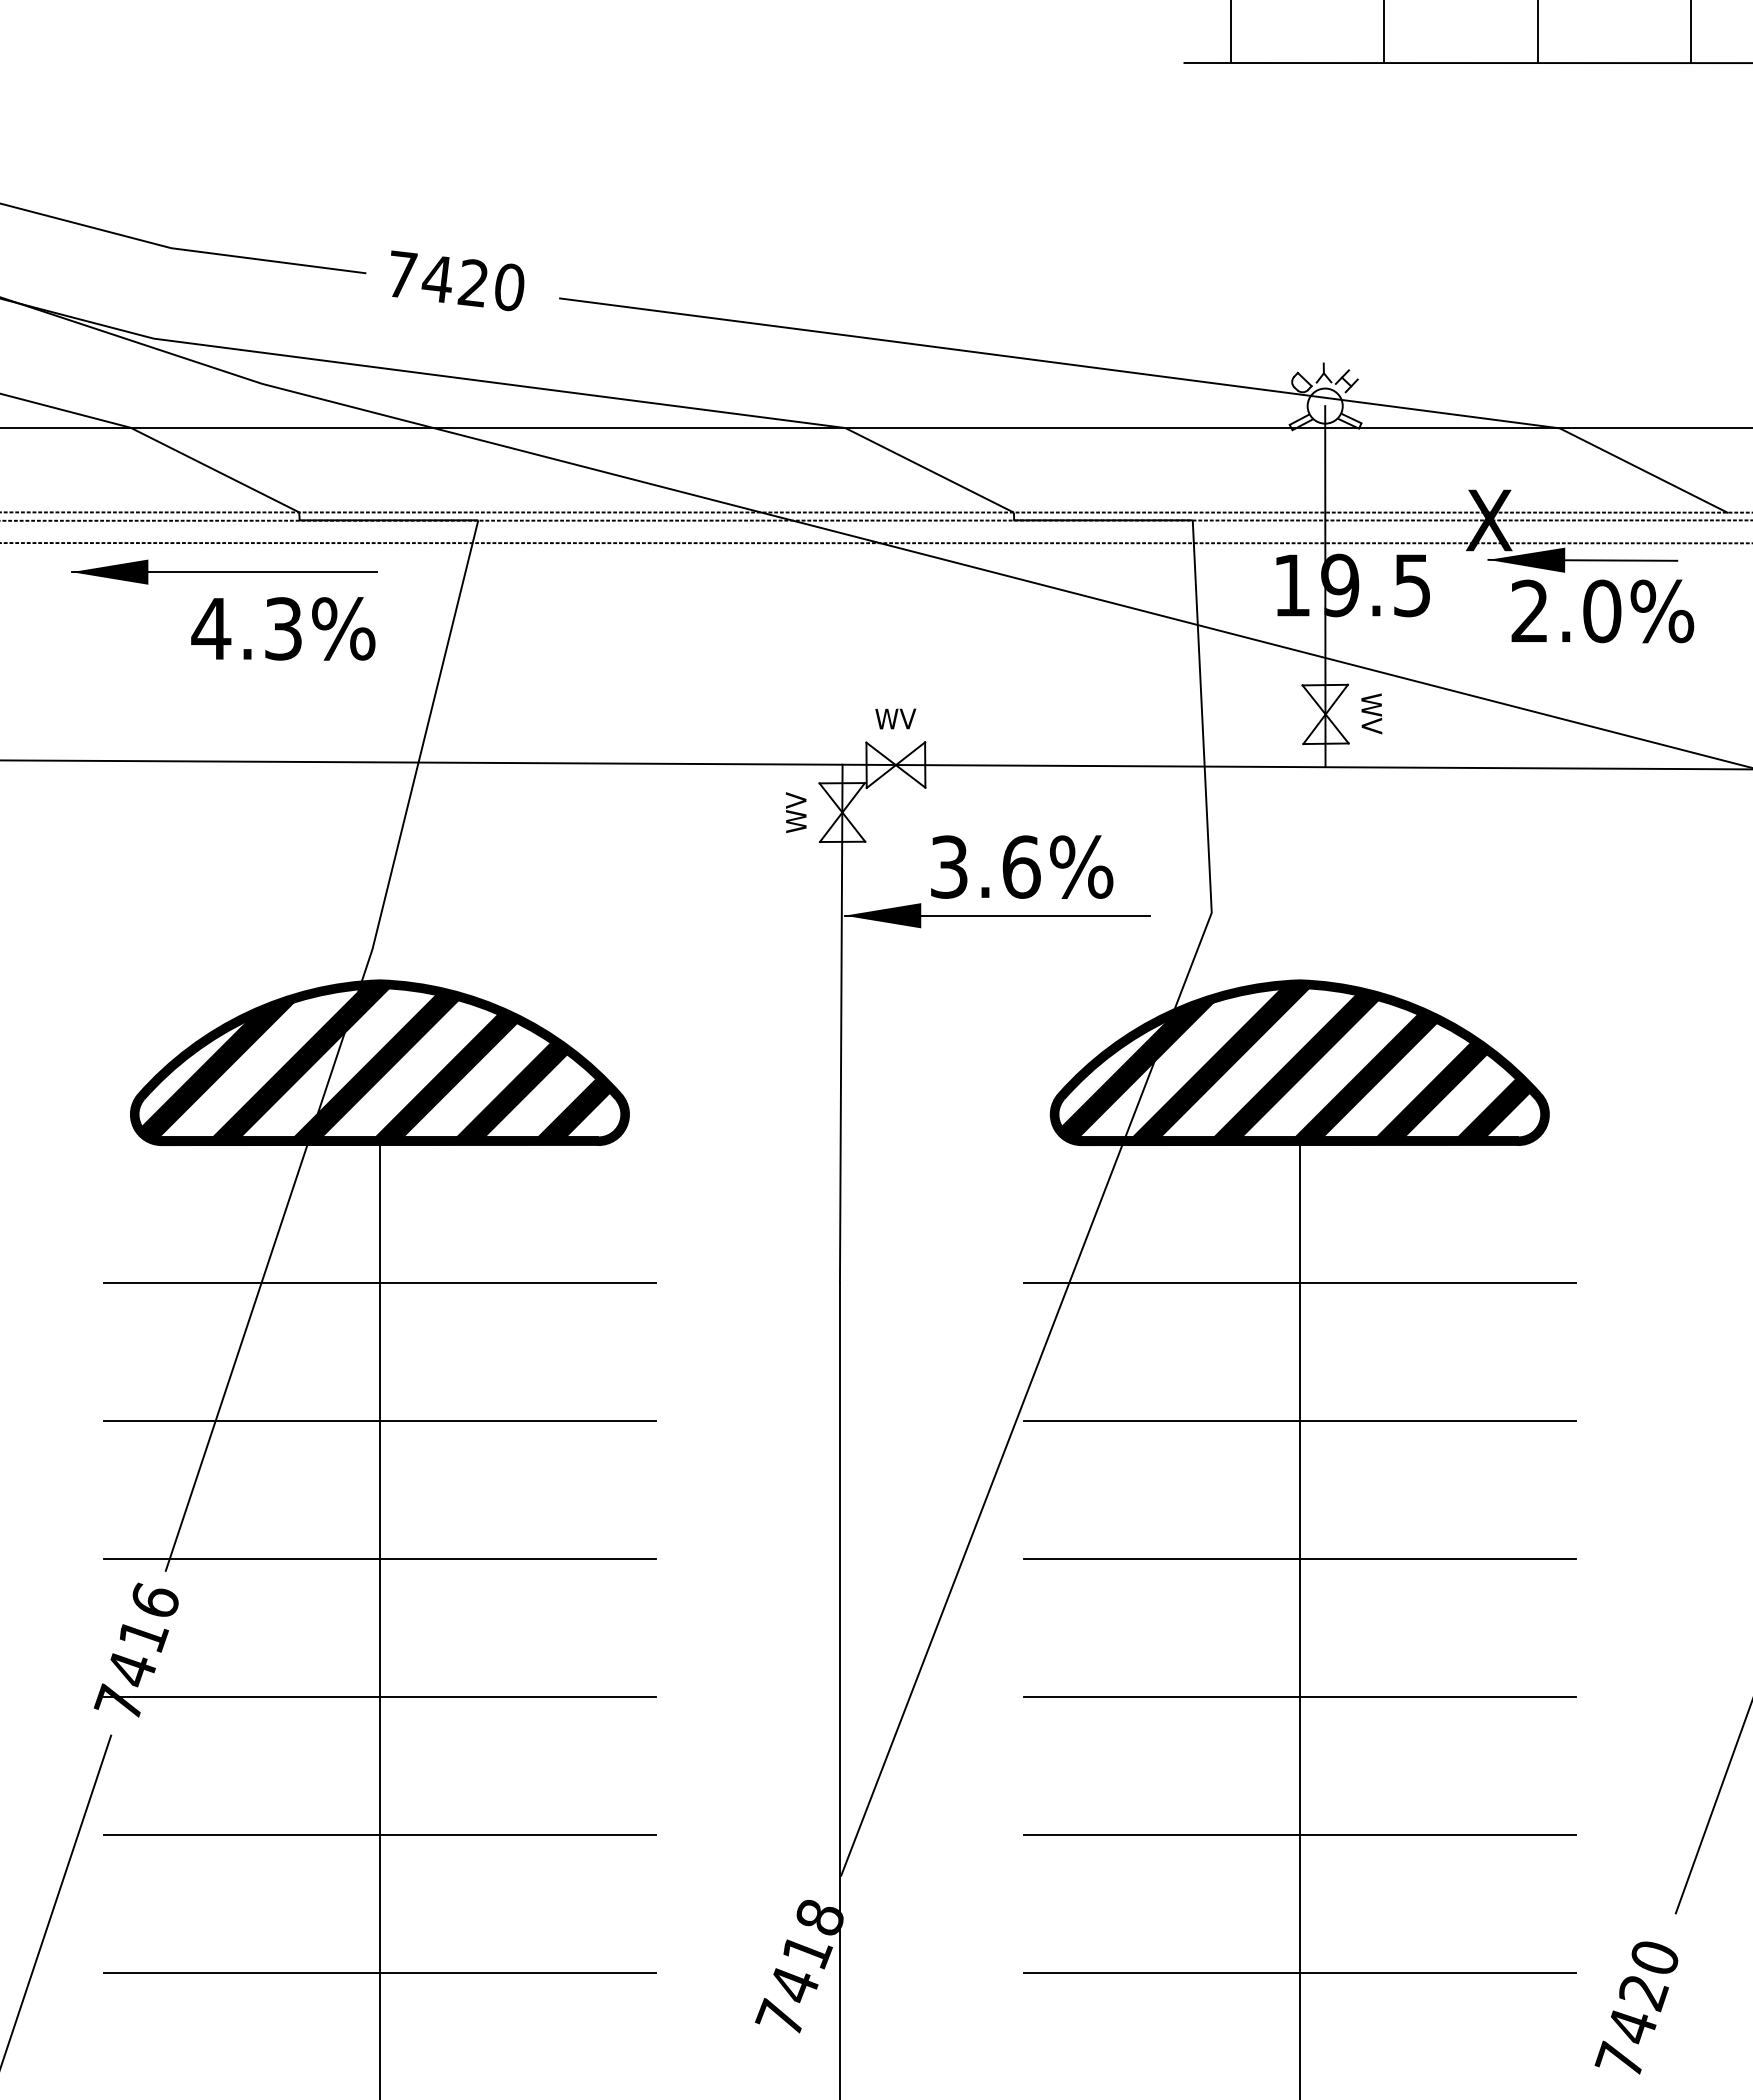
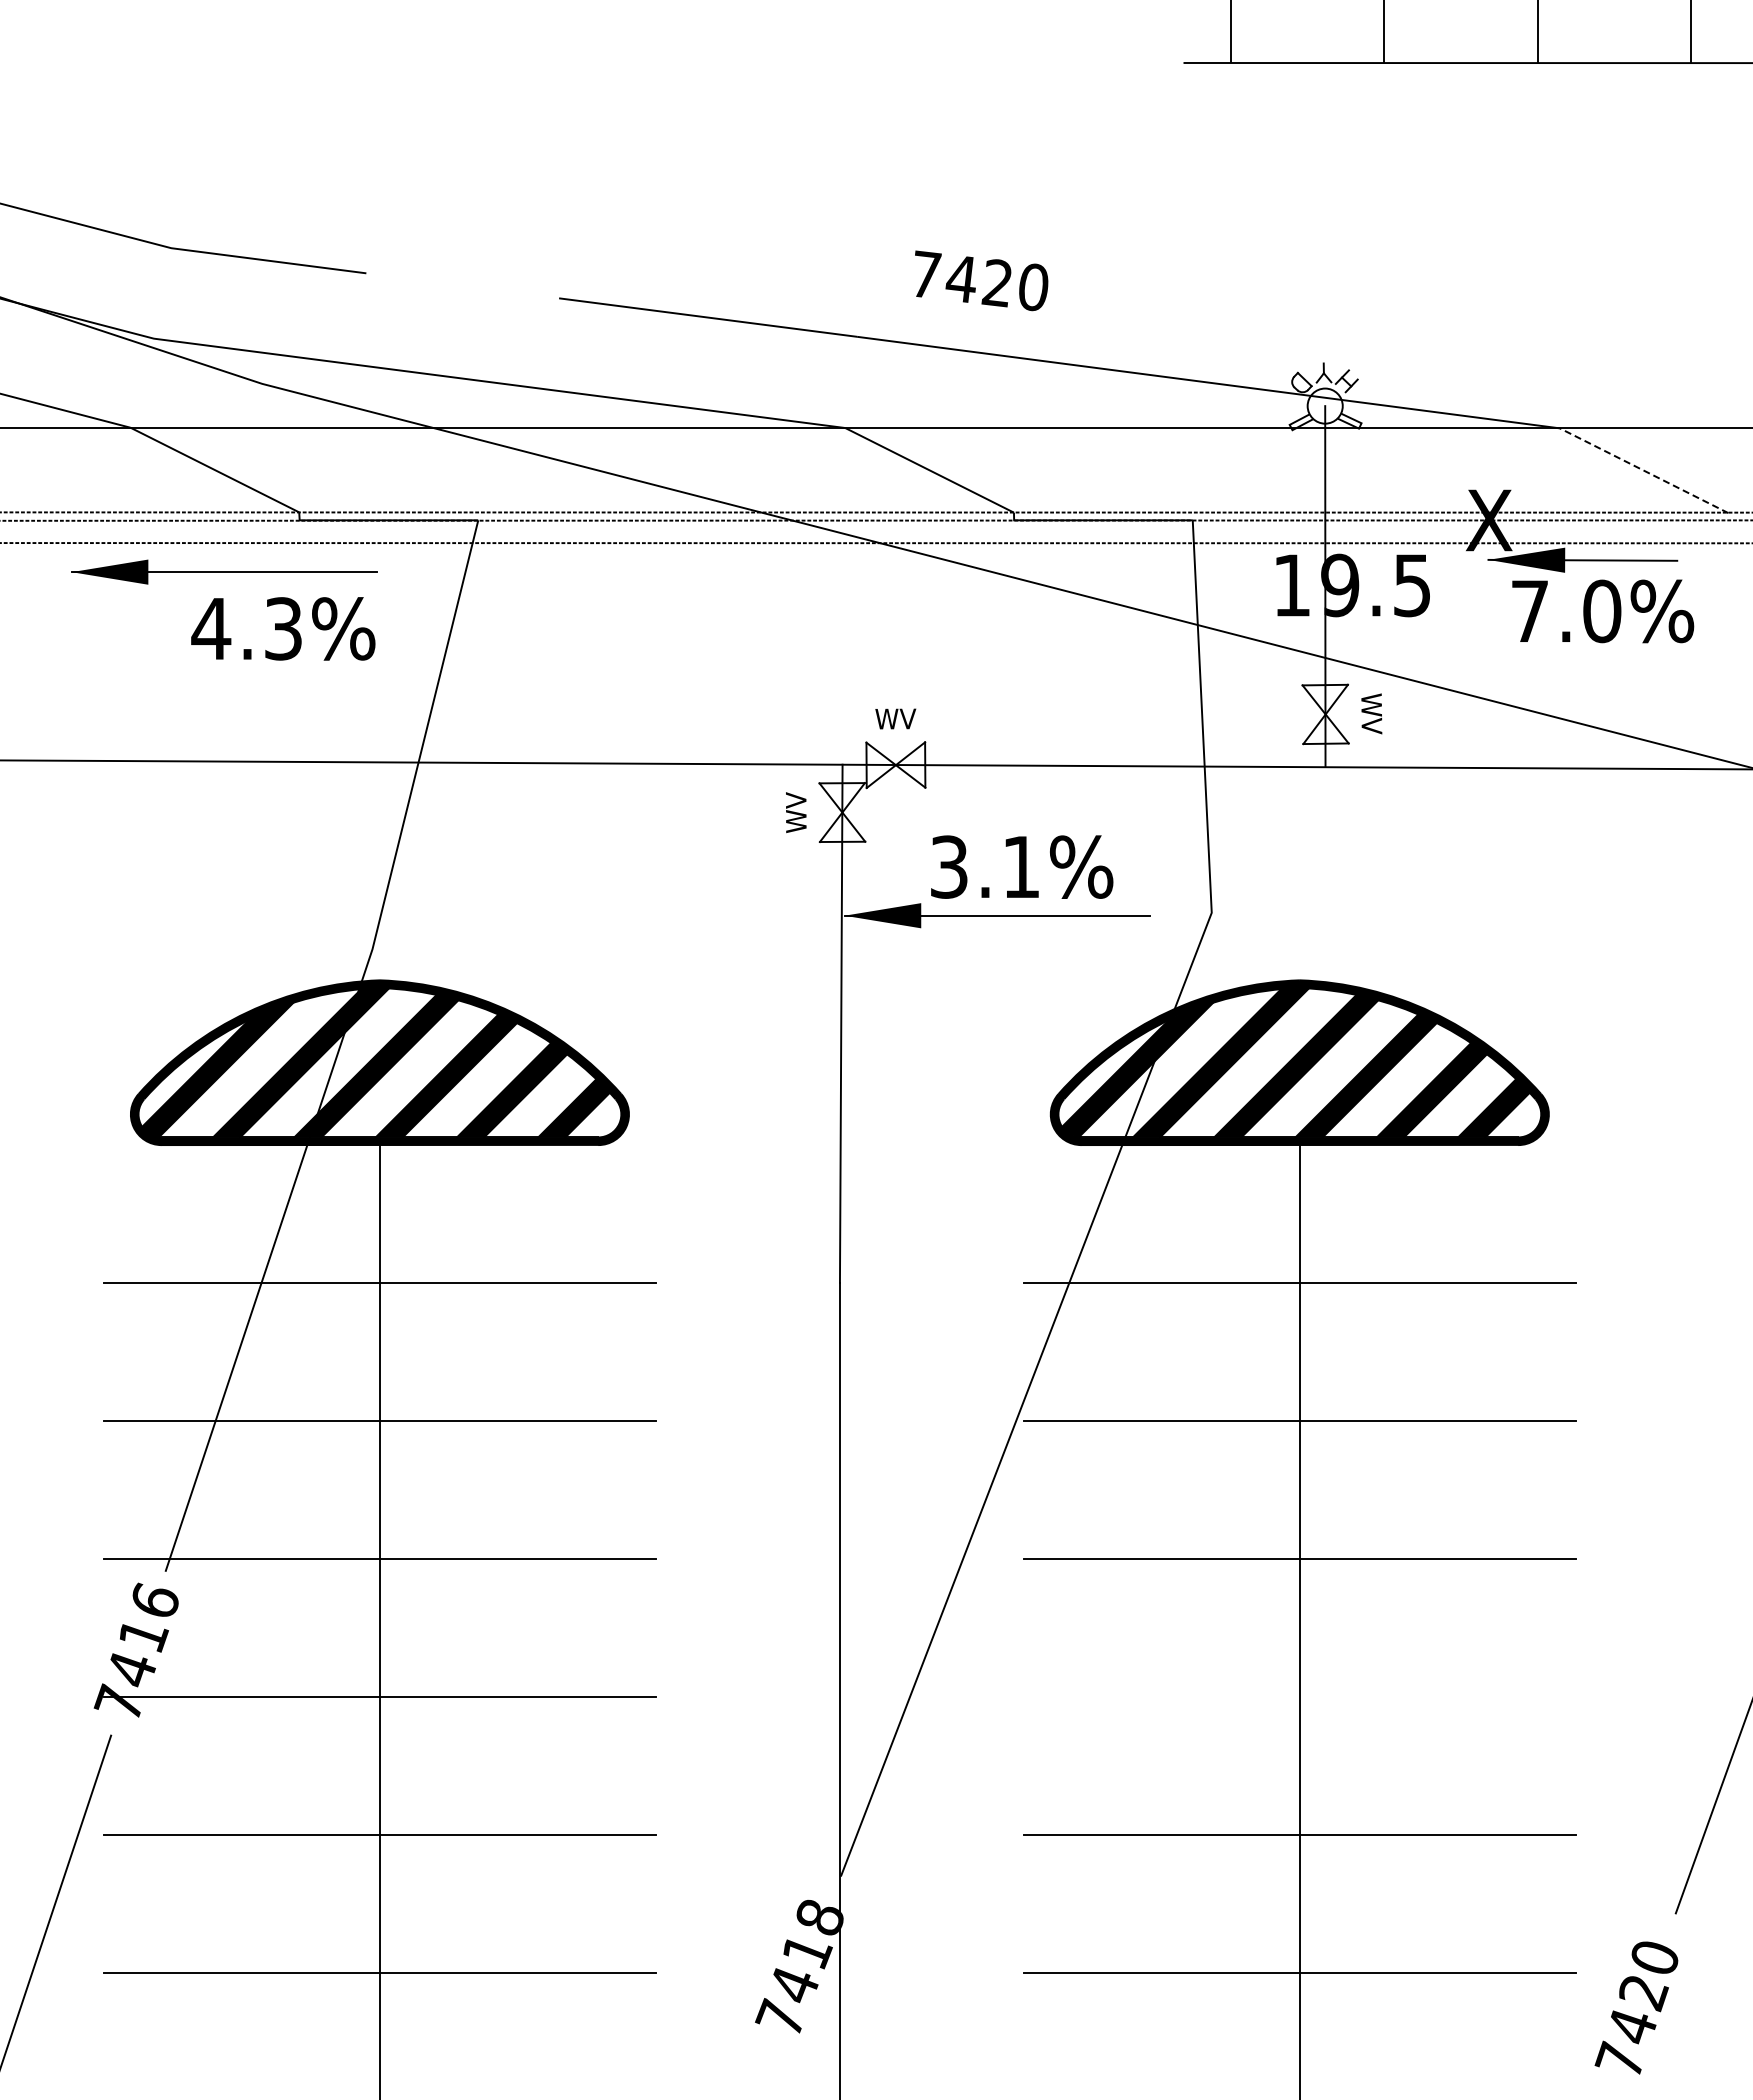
text position: (457, 280) -> (981, 280) (981, 280)
line: solid -> dashed (1643, 470)
text: 2.0%%% -> 7.0%%% (1529, 610)
text: 3.6%%% -> 3.1%%% (1021, 866)
line: present -> none (1299, 1696)
